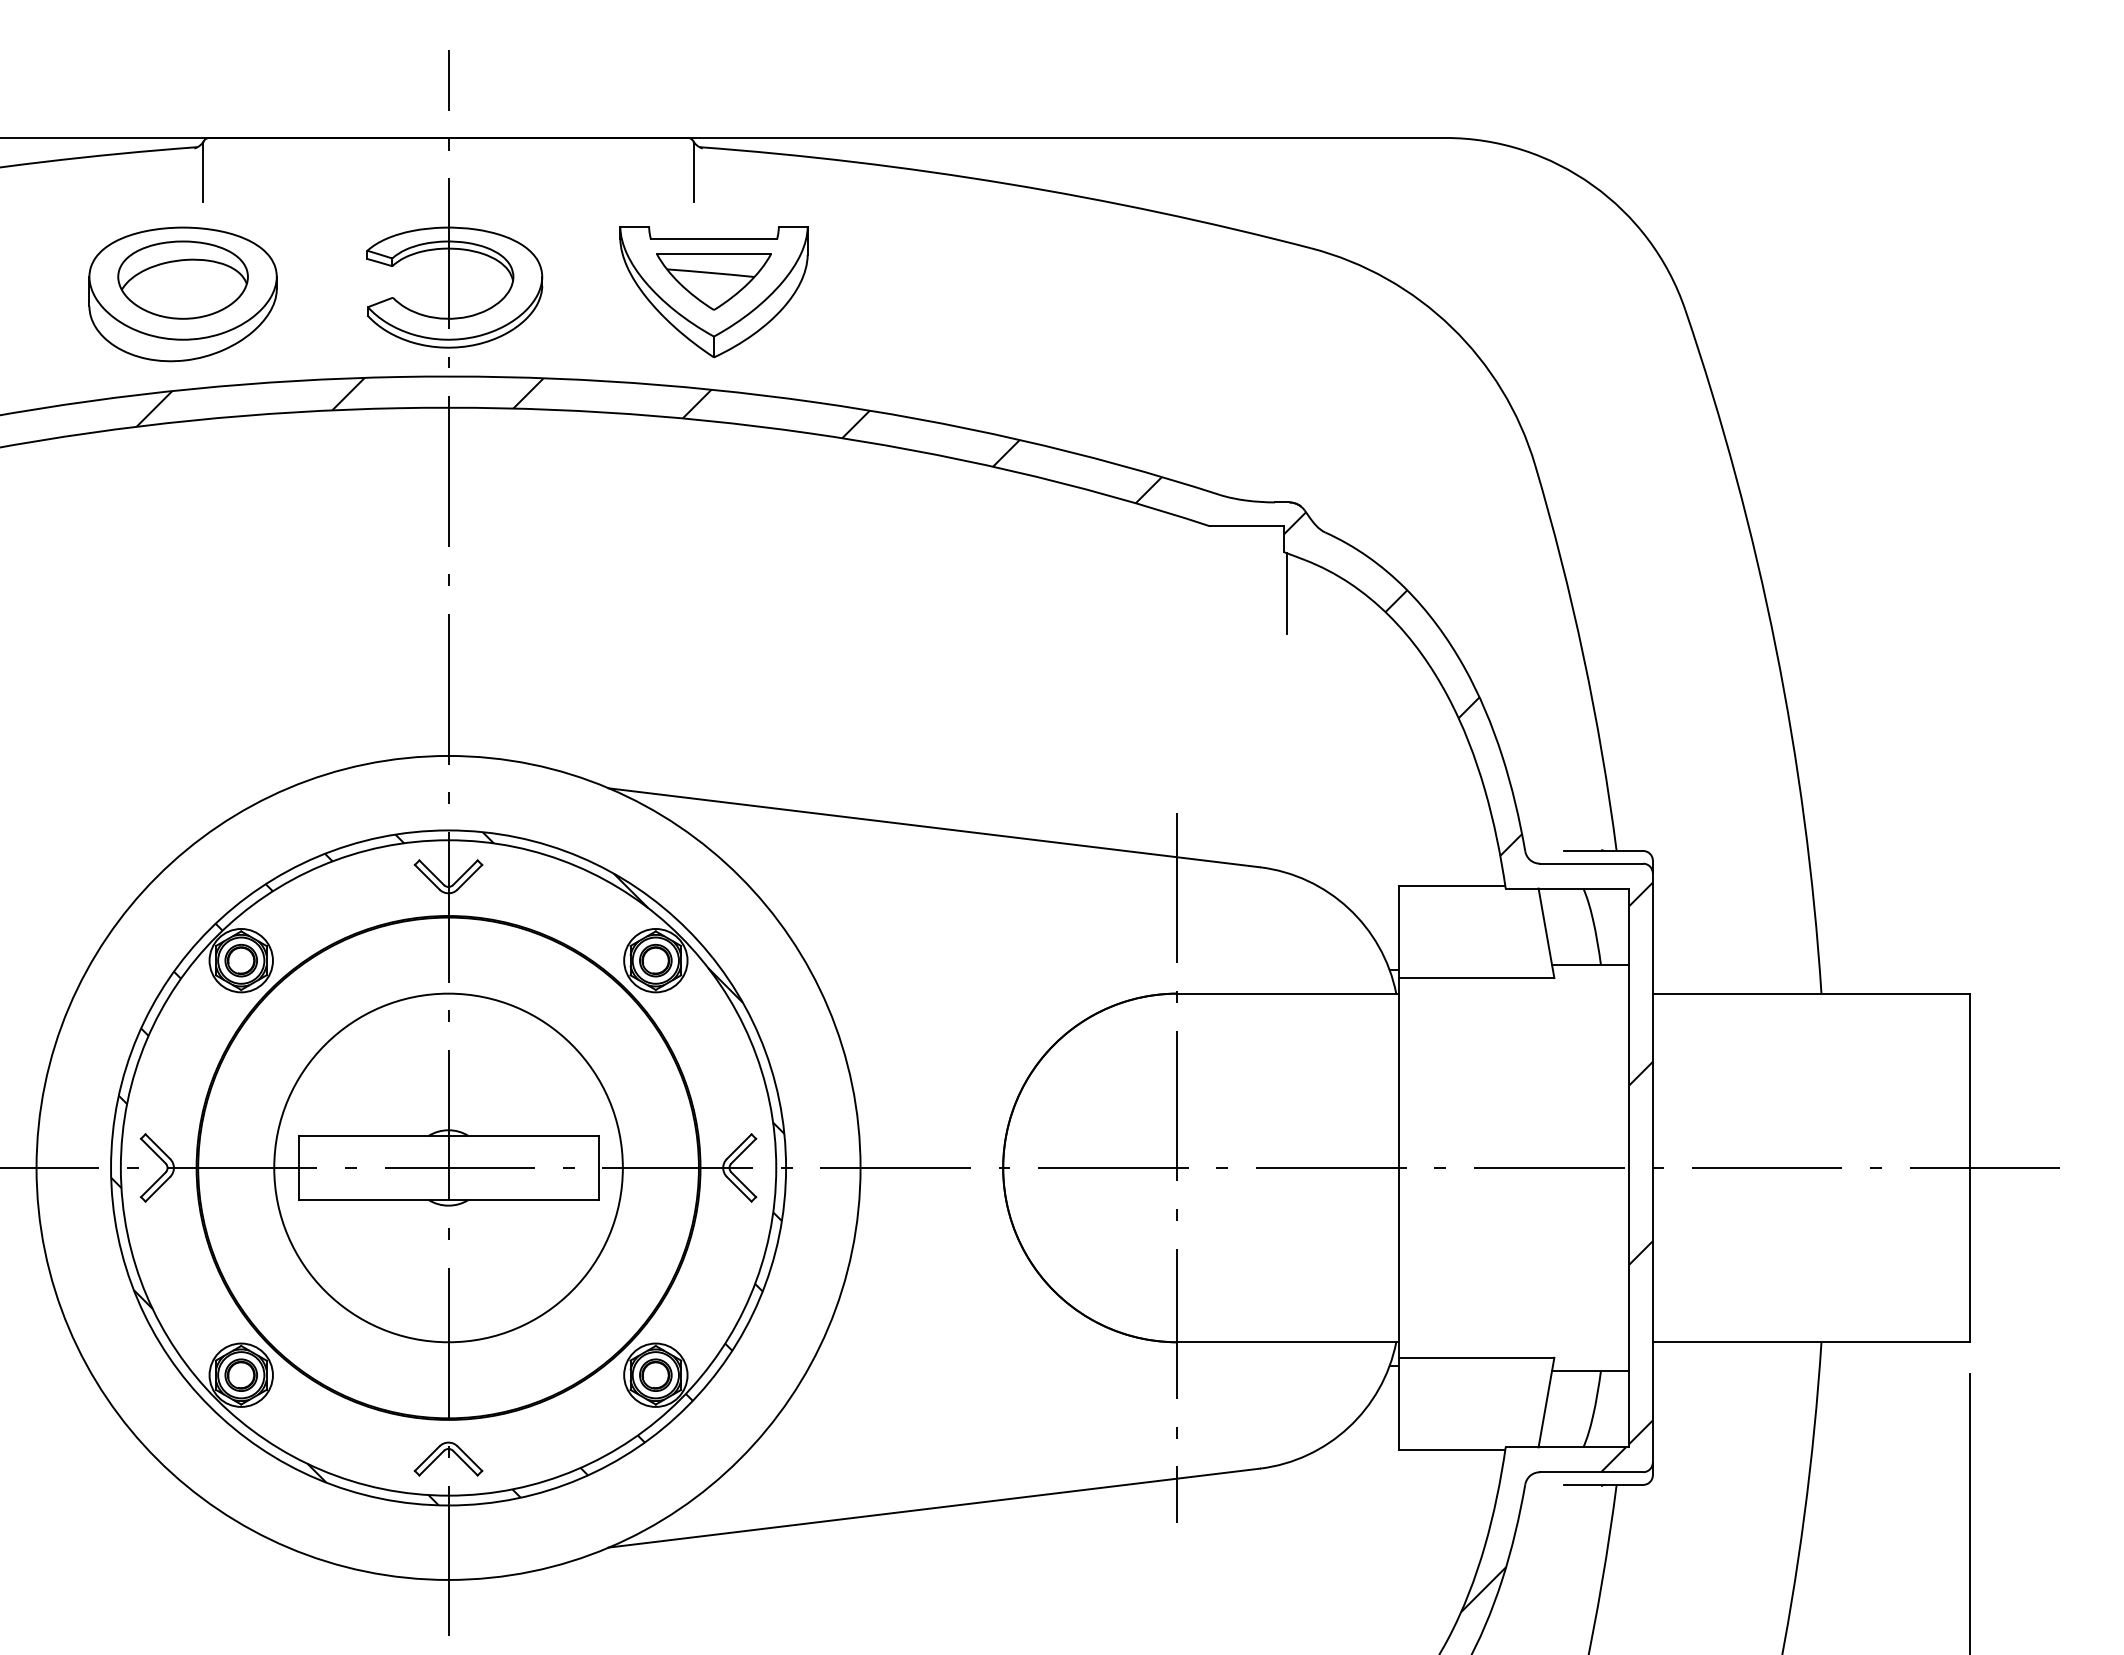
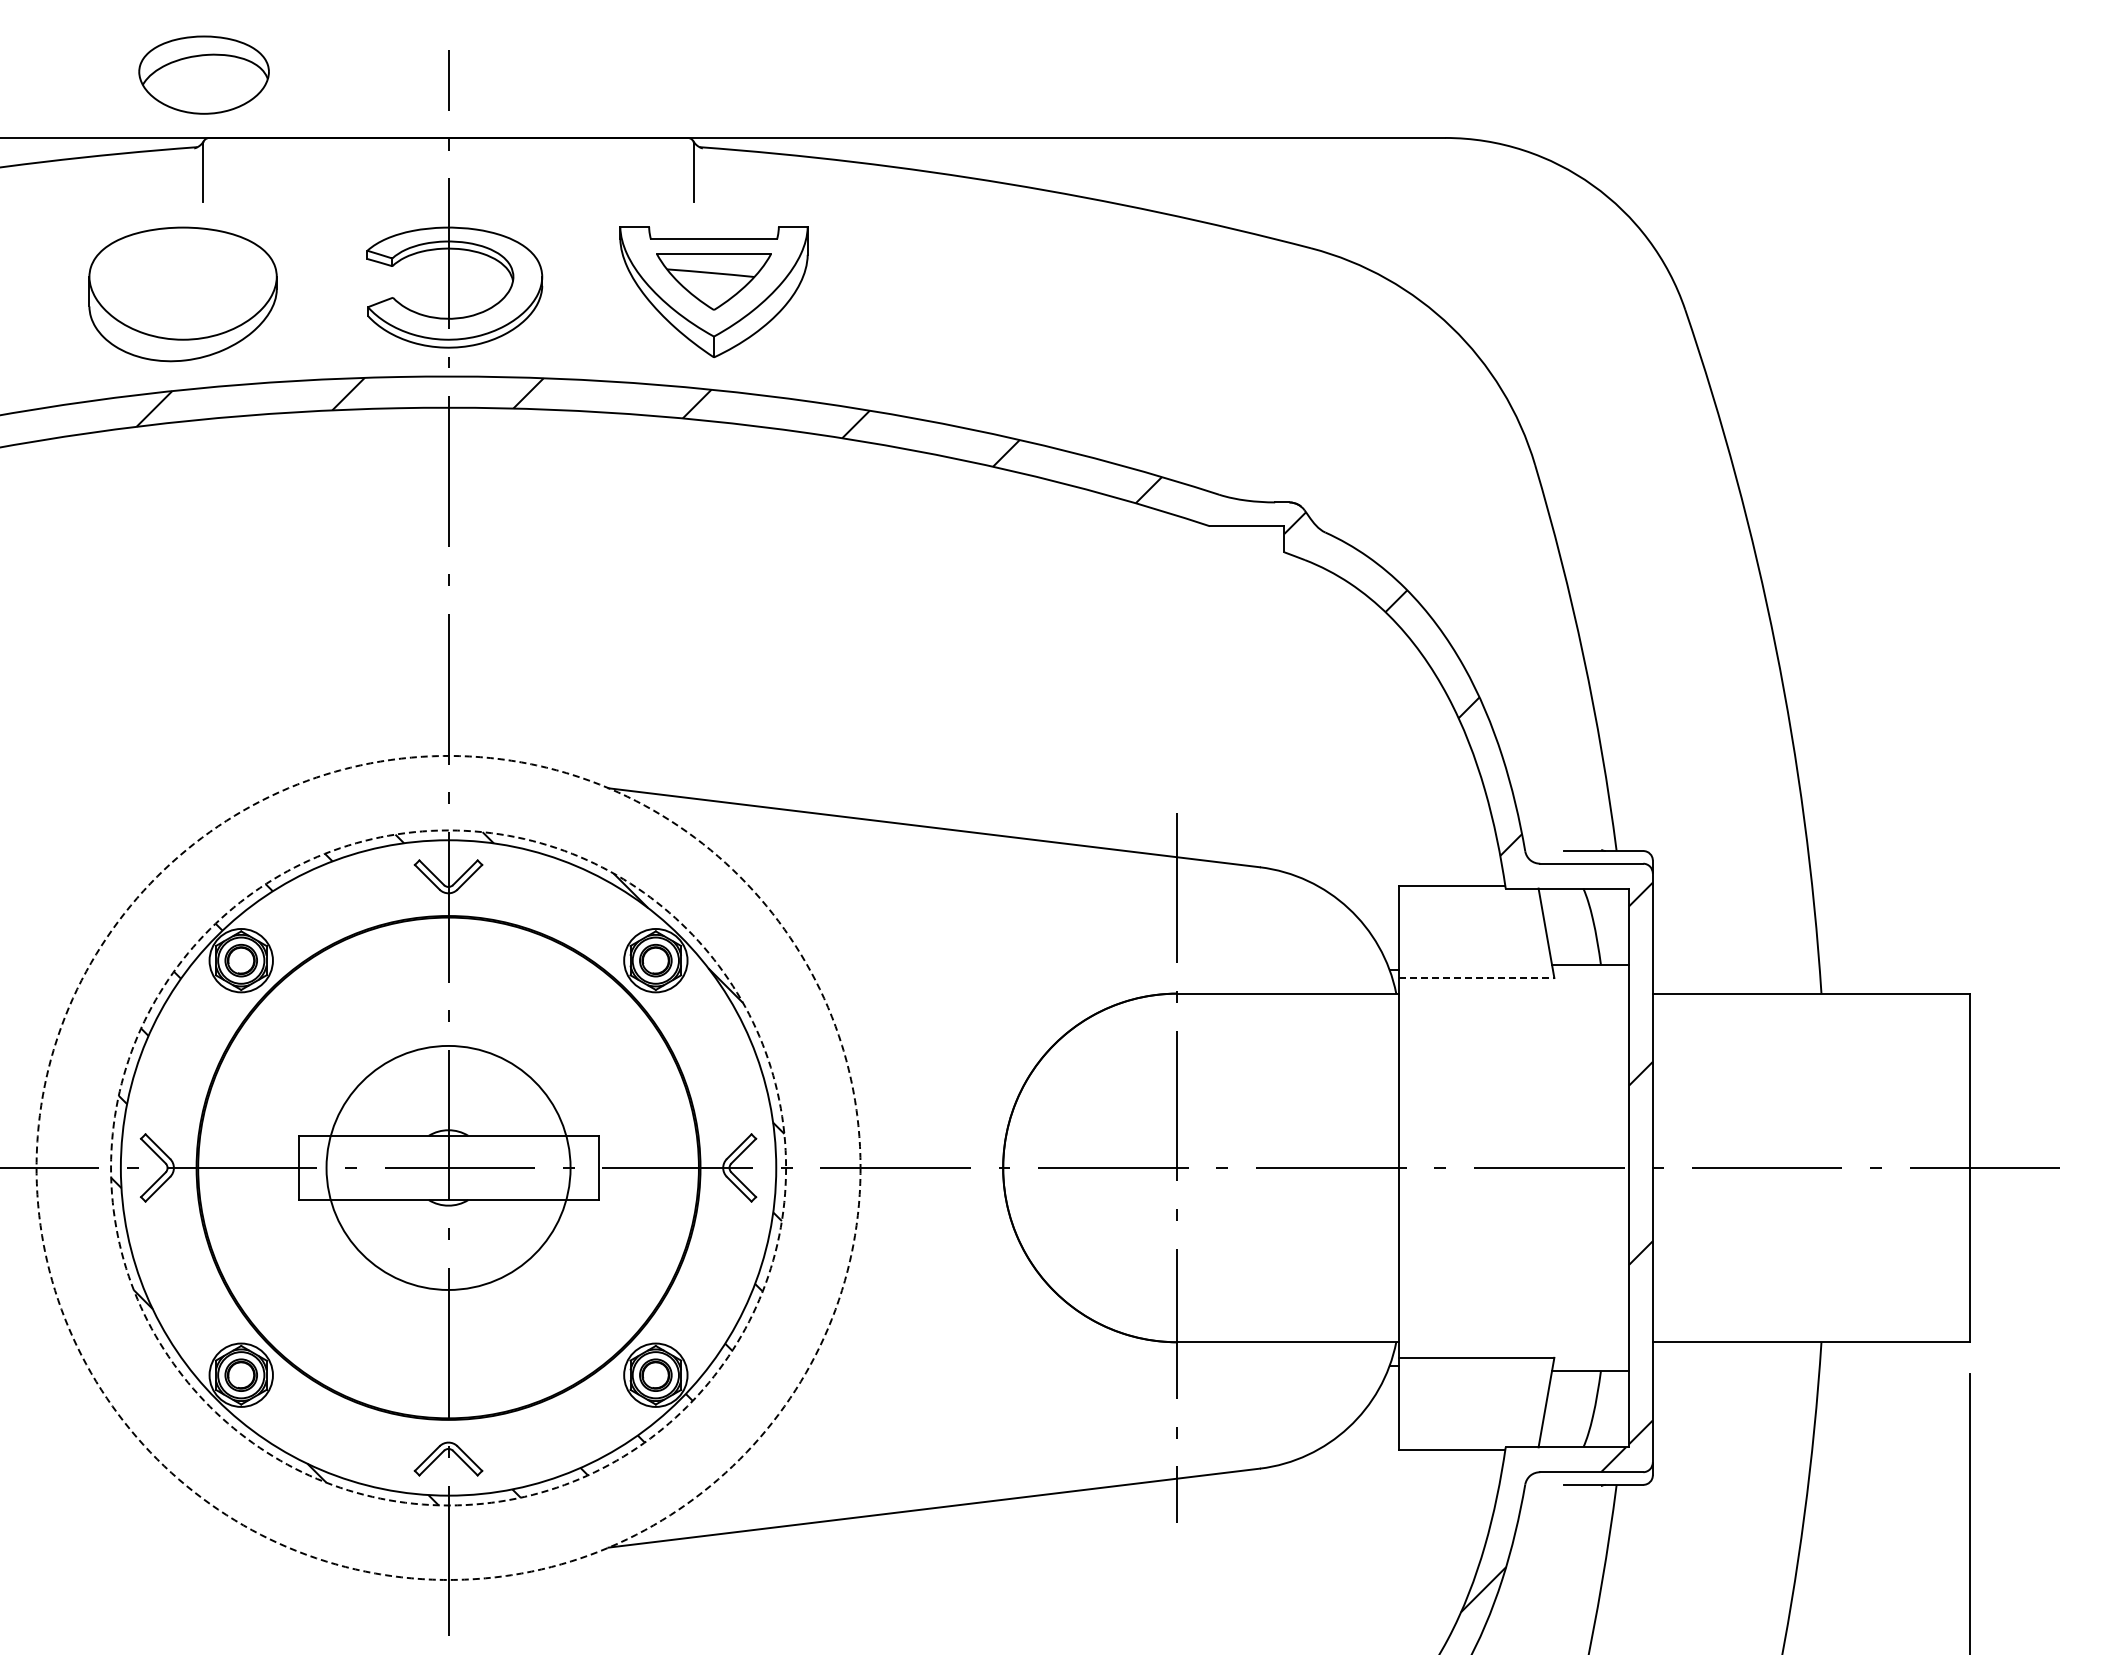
part position: (182, 279) -> (203, 74) (203, 74)
line: present -> none (1287, 593)
line: solid -> dashed (1476, 978)
circle diameter: 349 px -> 244 px (448, 1167)
circle: solid -> dashed (448, 1167)
circle: solid -> dashed (448, 1167)
